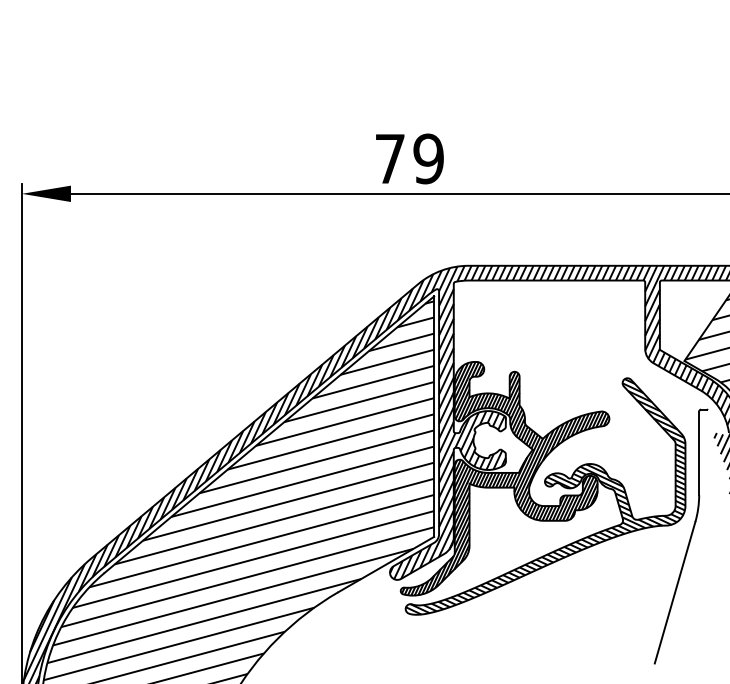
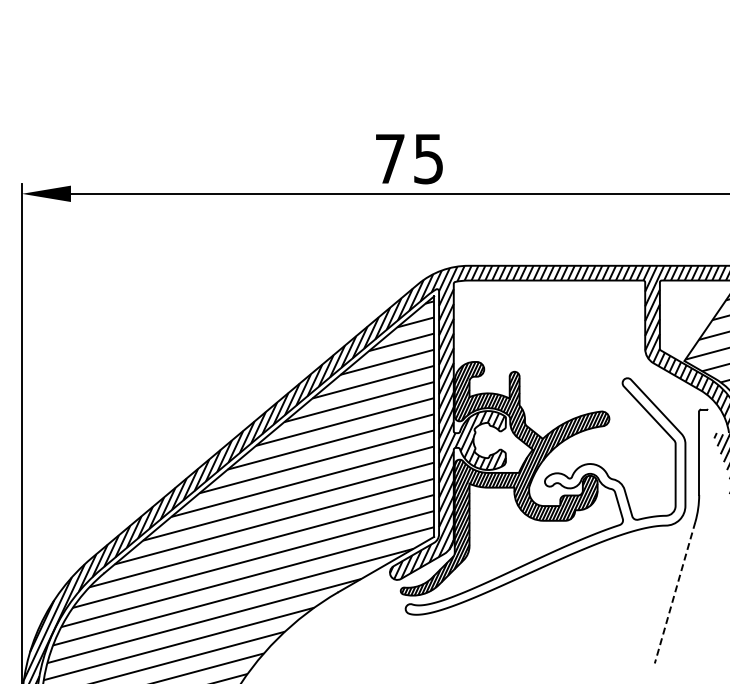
text: 79 -> 75 (428, 158)
hatch: present -> none (545, 496)
line: solid -> dashed (675, 592)
